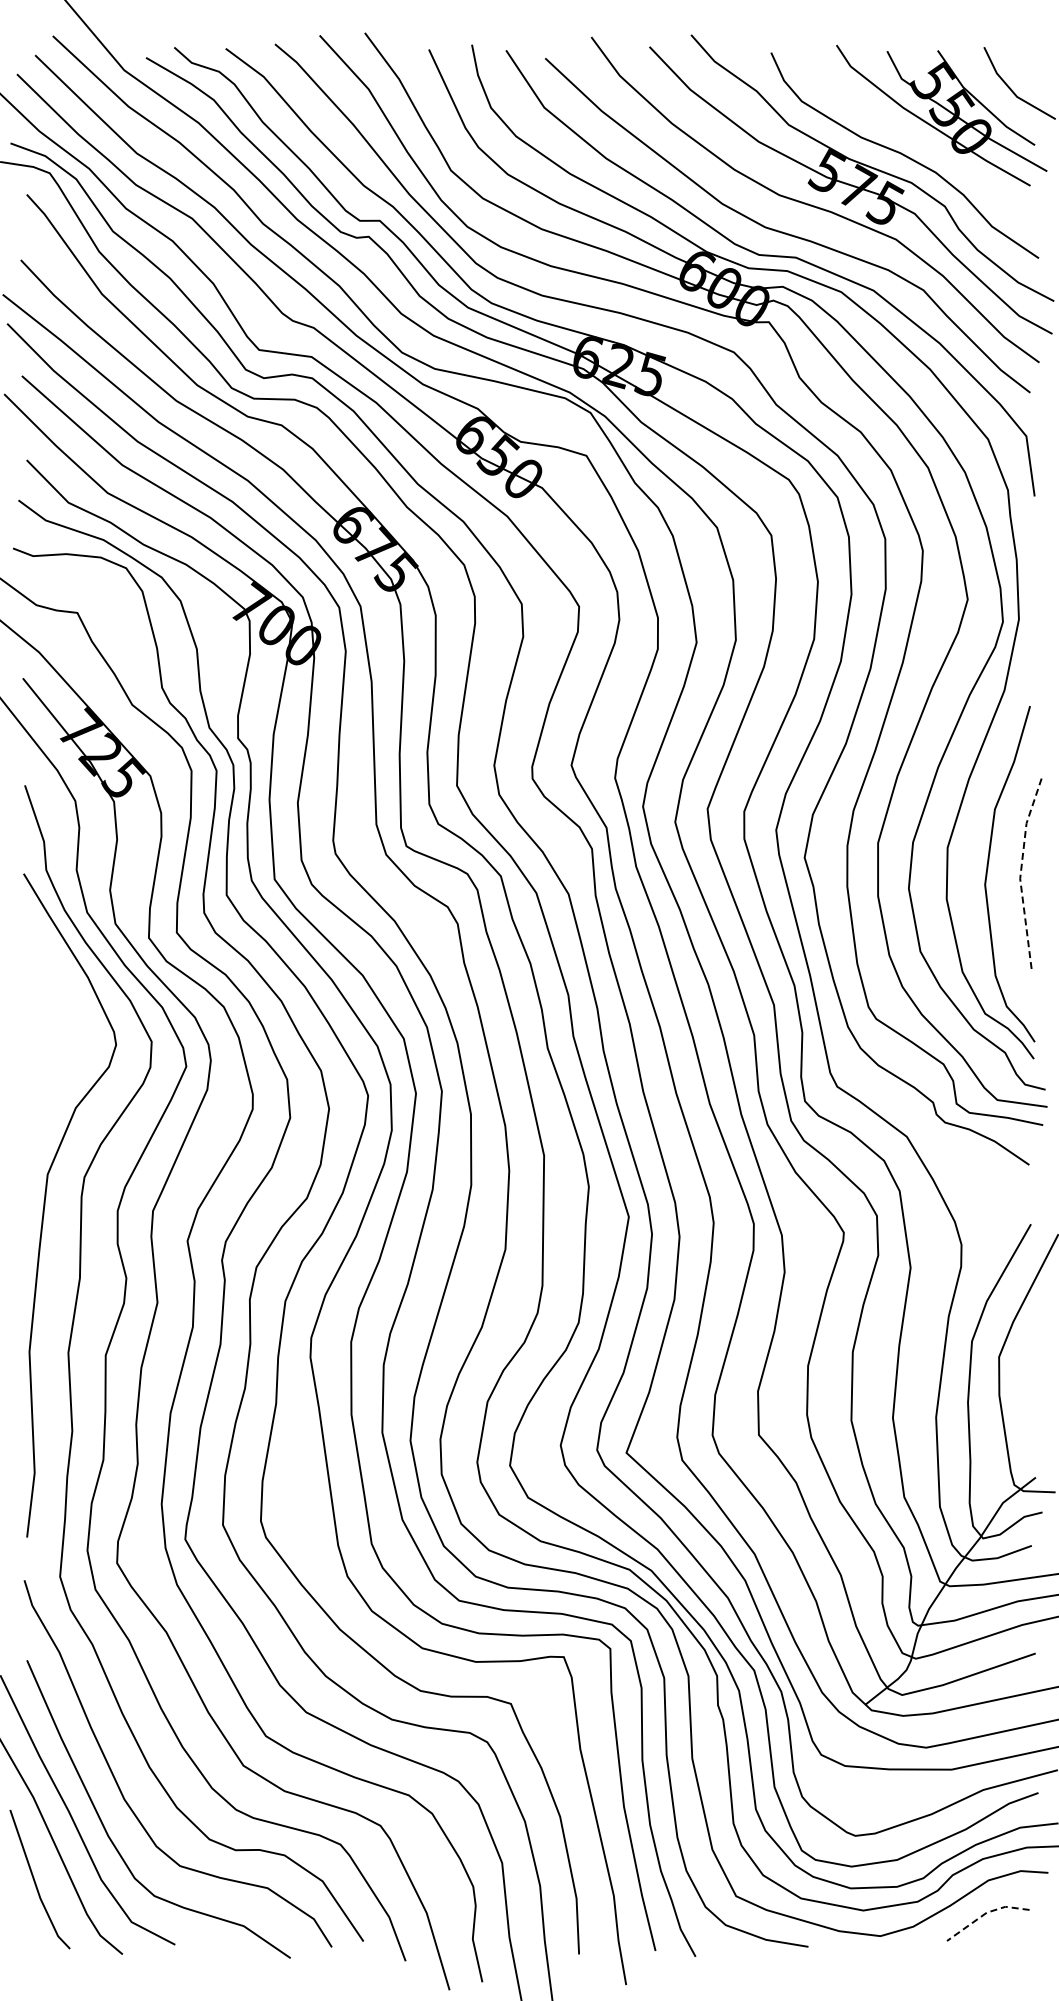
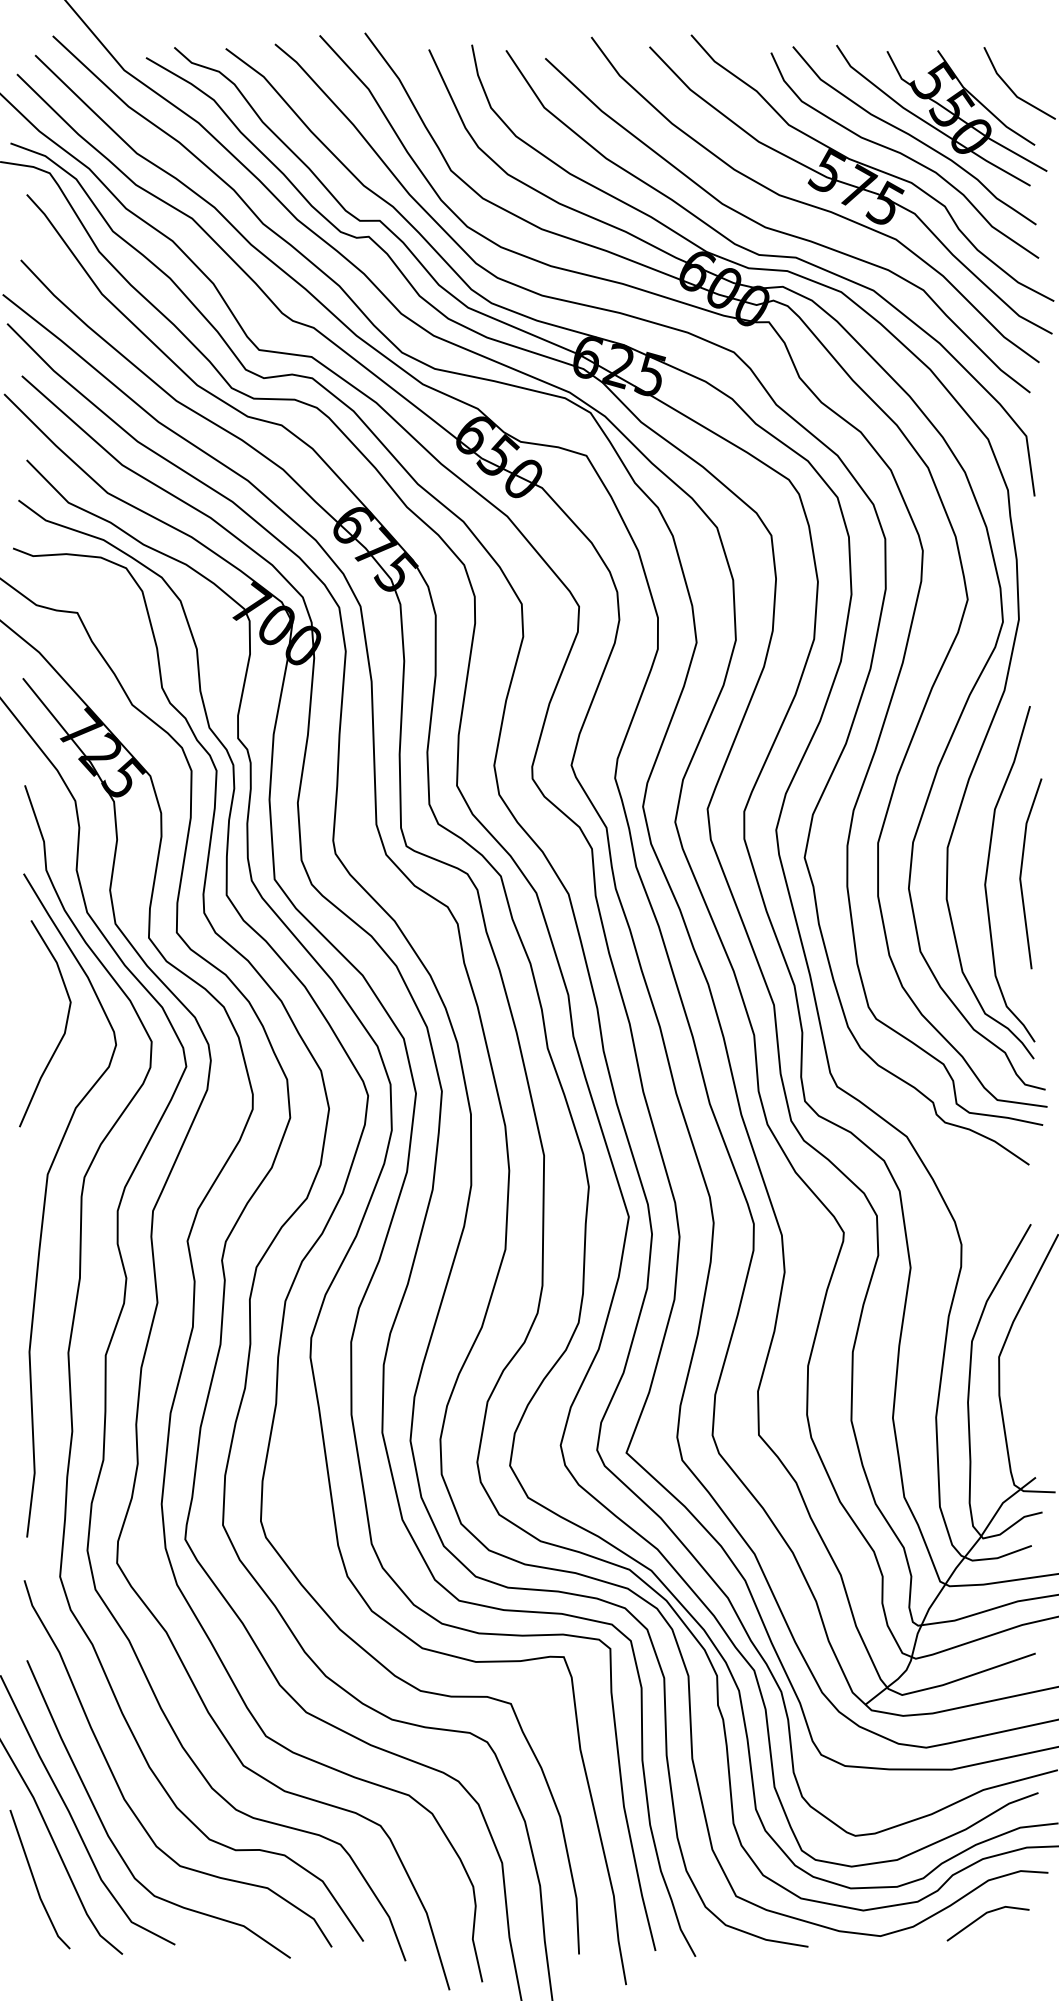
curve: none -> present (914, 136)
line: dashed -> solid (1020, 872)
curve: none -> present (64, 1028)
line: dashed -> solid (986, 1913)
